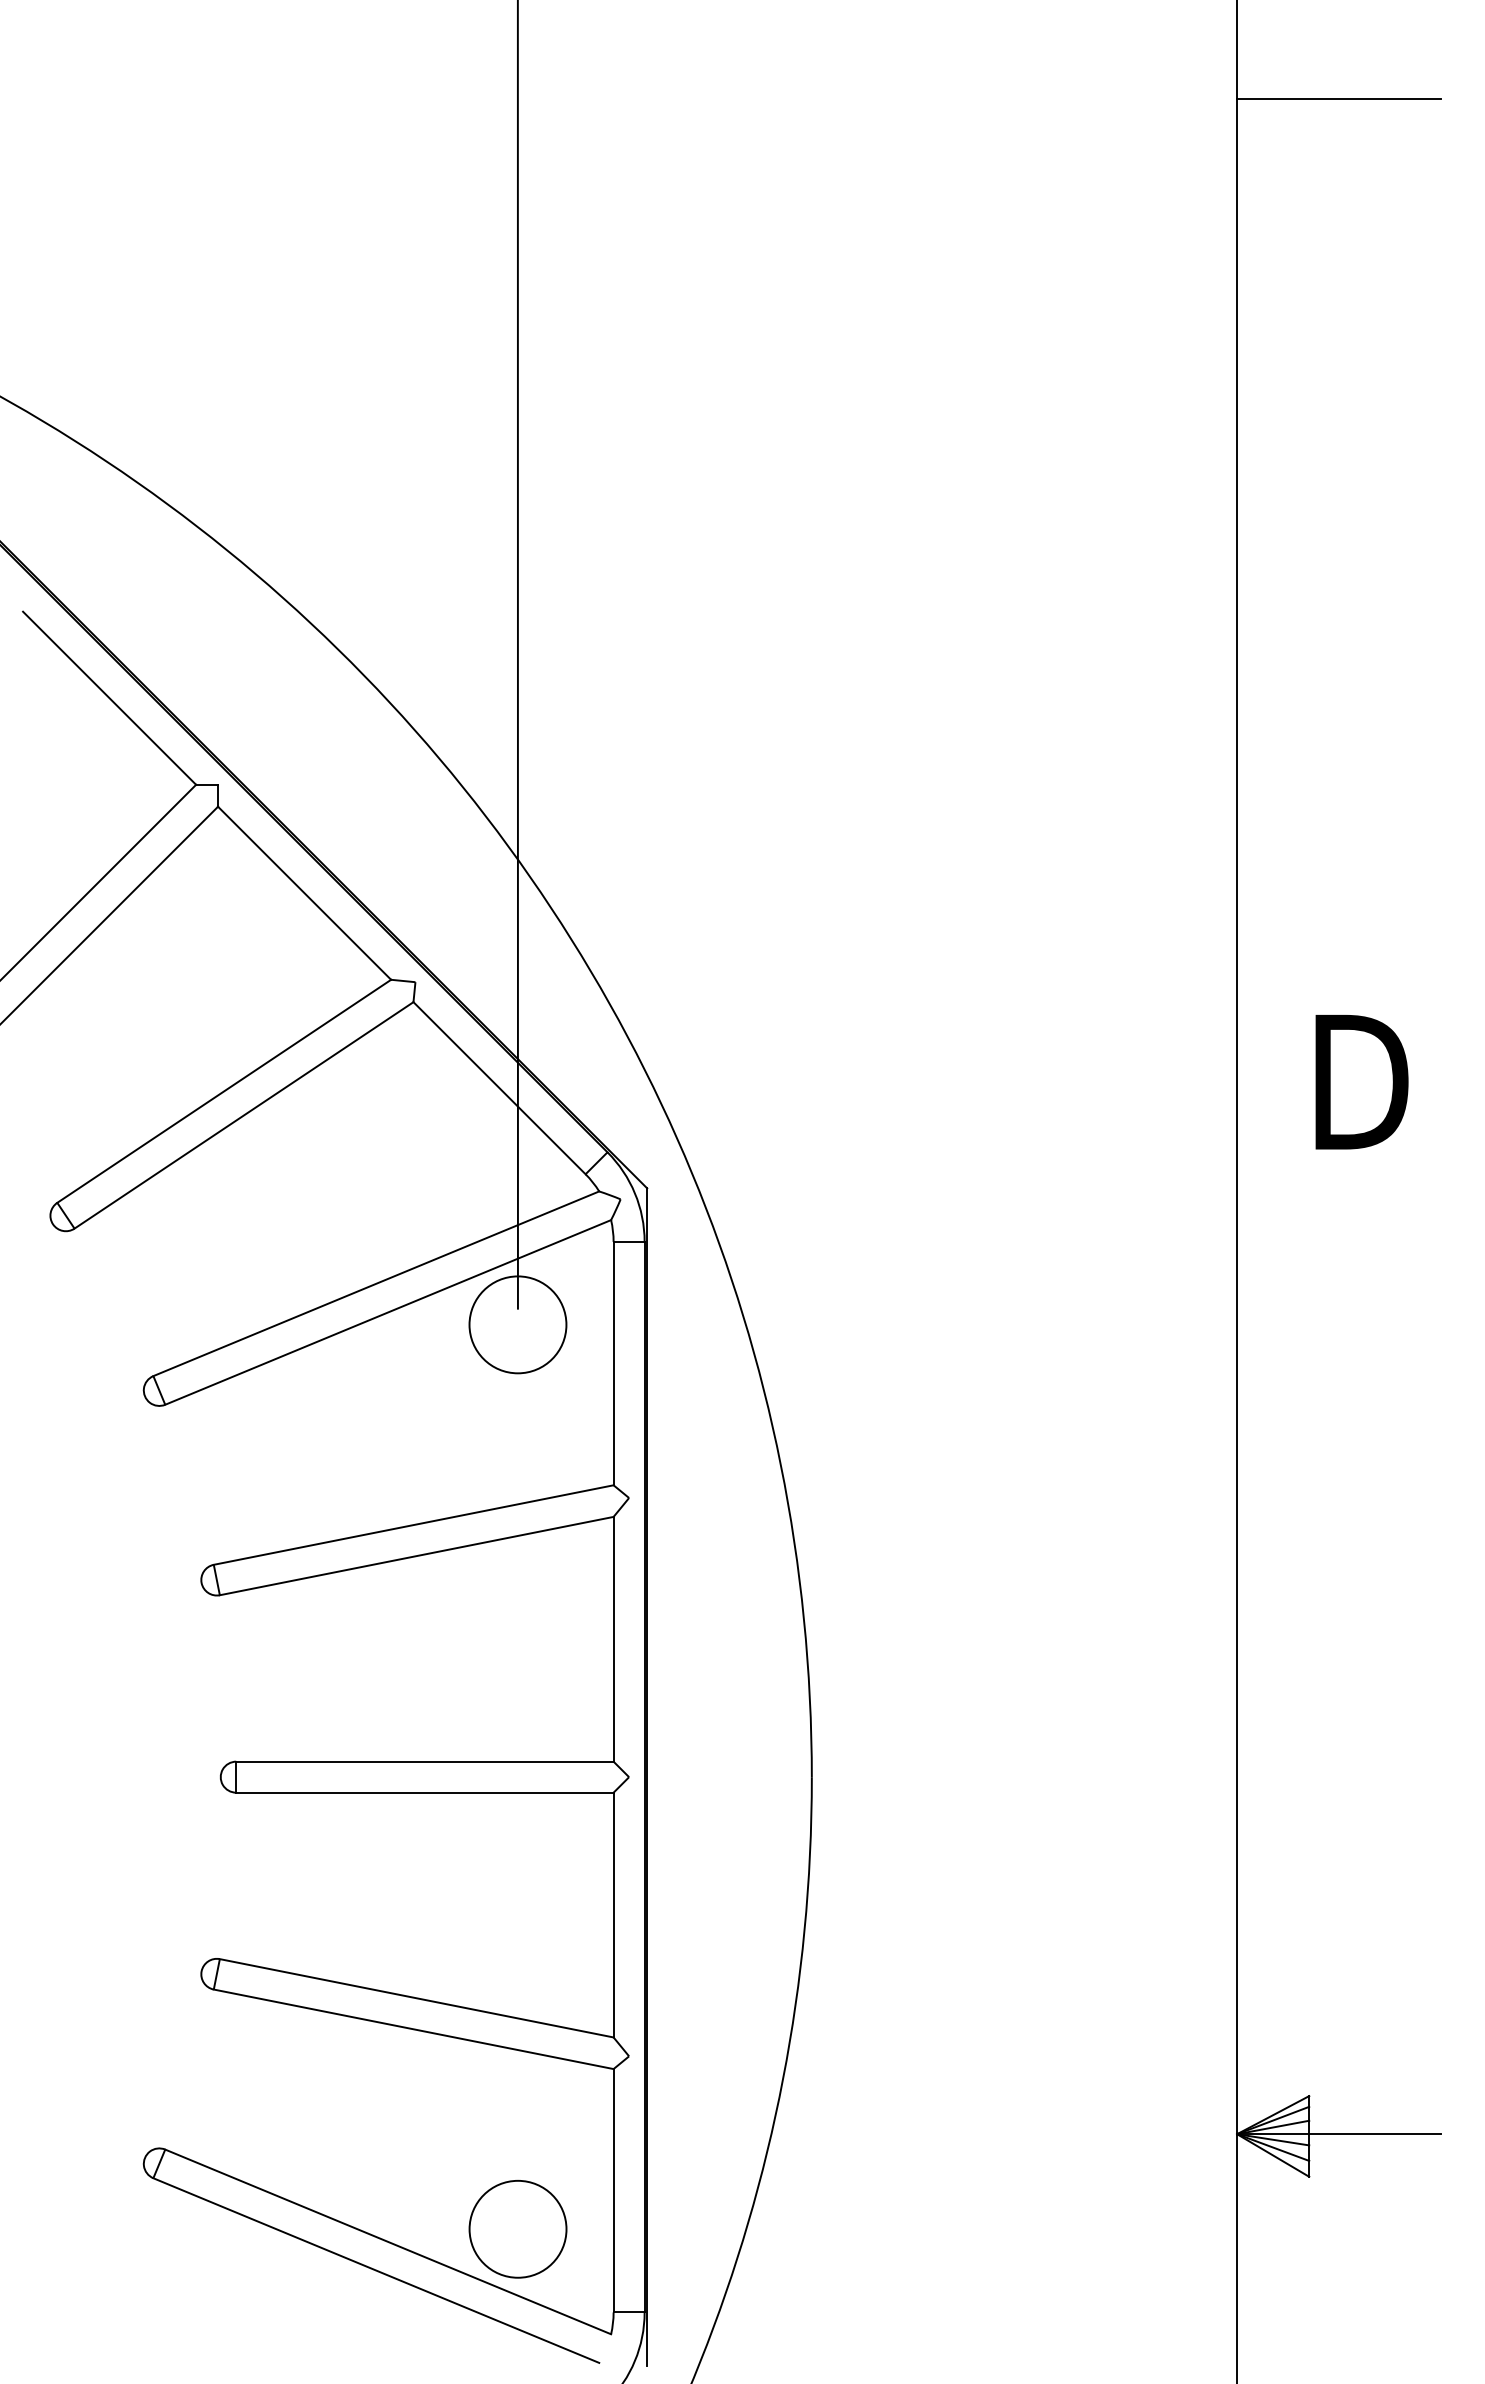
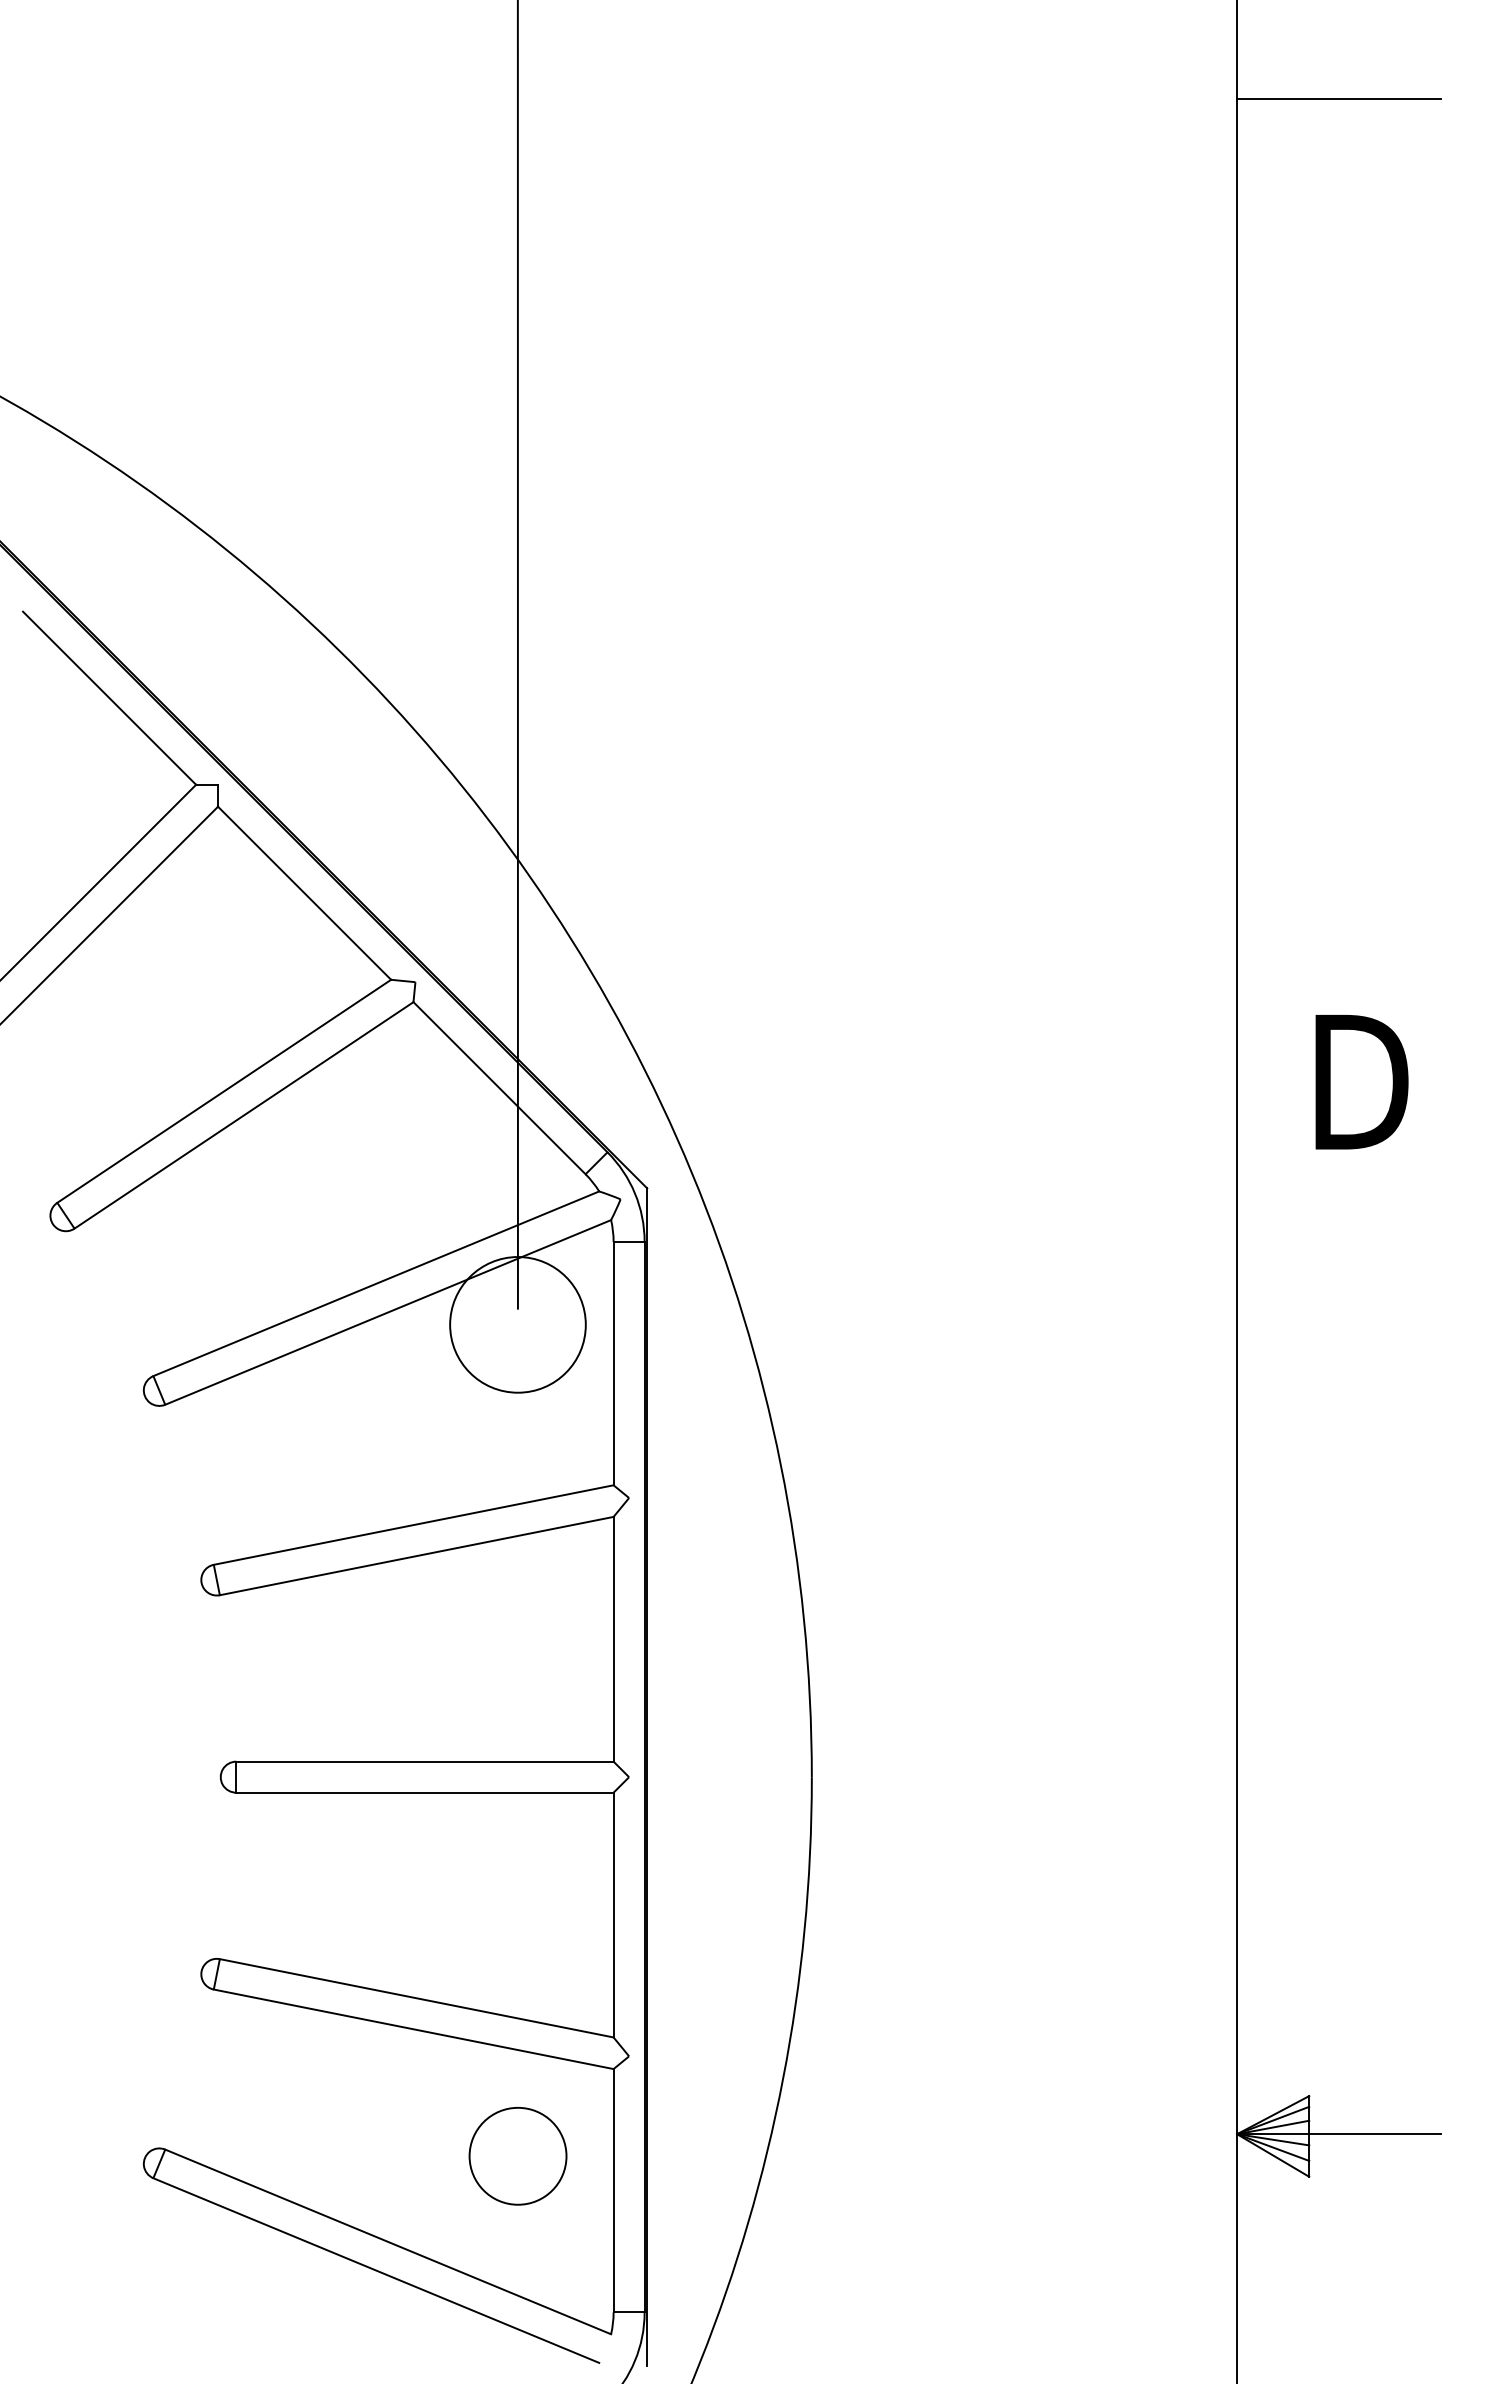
circle diameter: 97 px -> 136 px (517, 1324)
circle position: (517, 2229) -> (517, 2156) (517, 2156)
